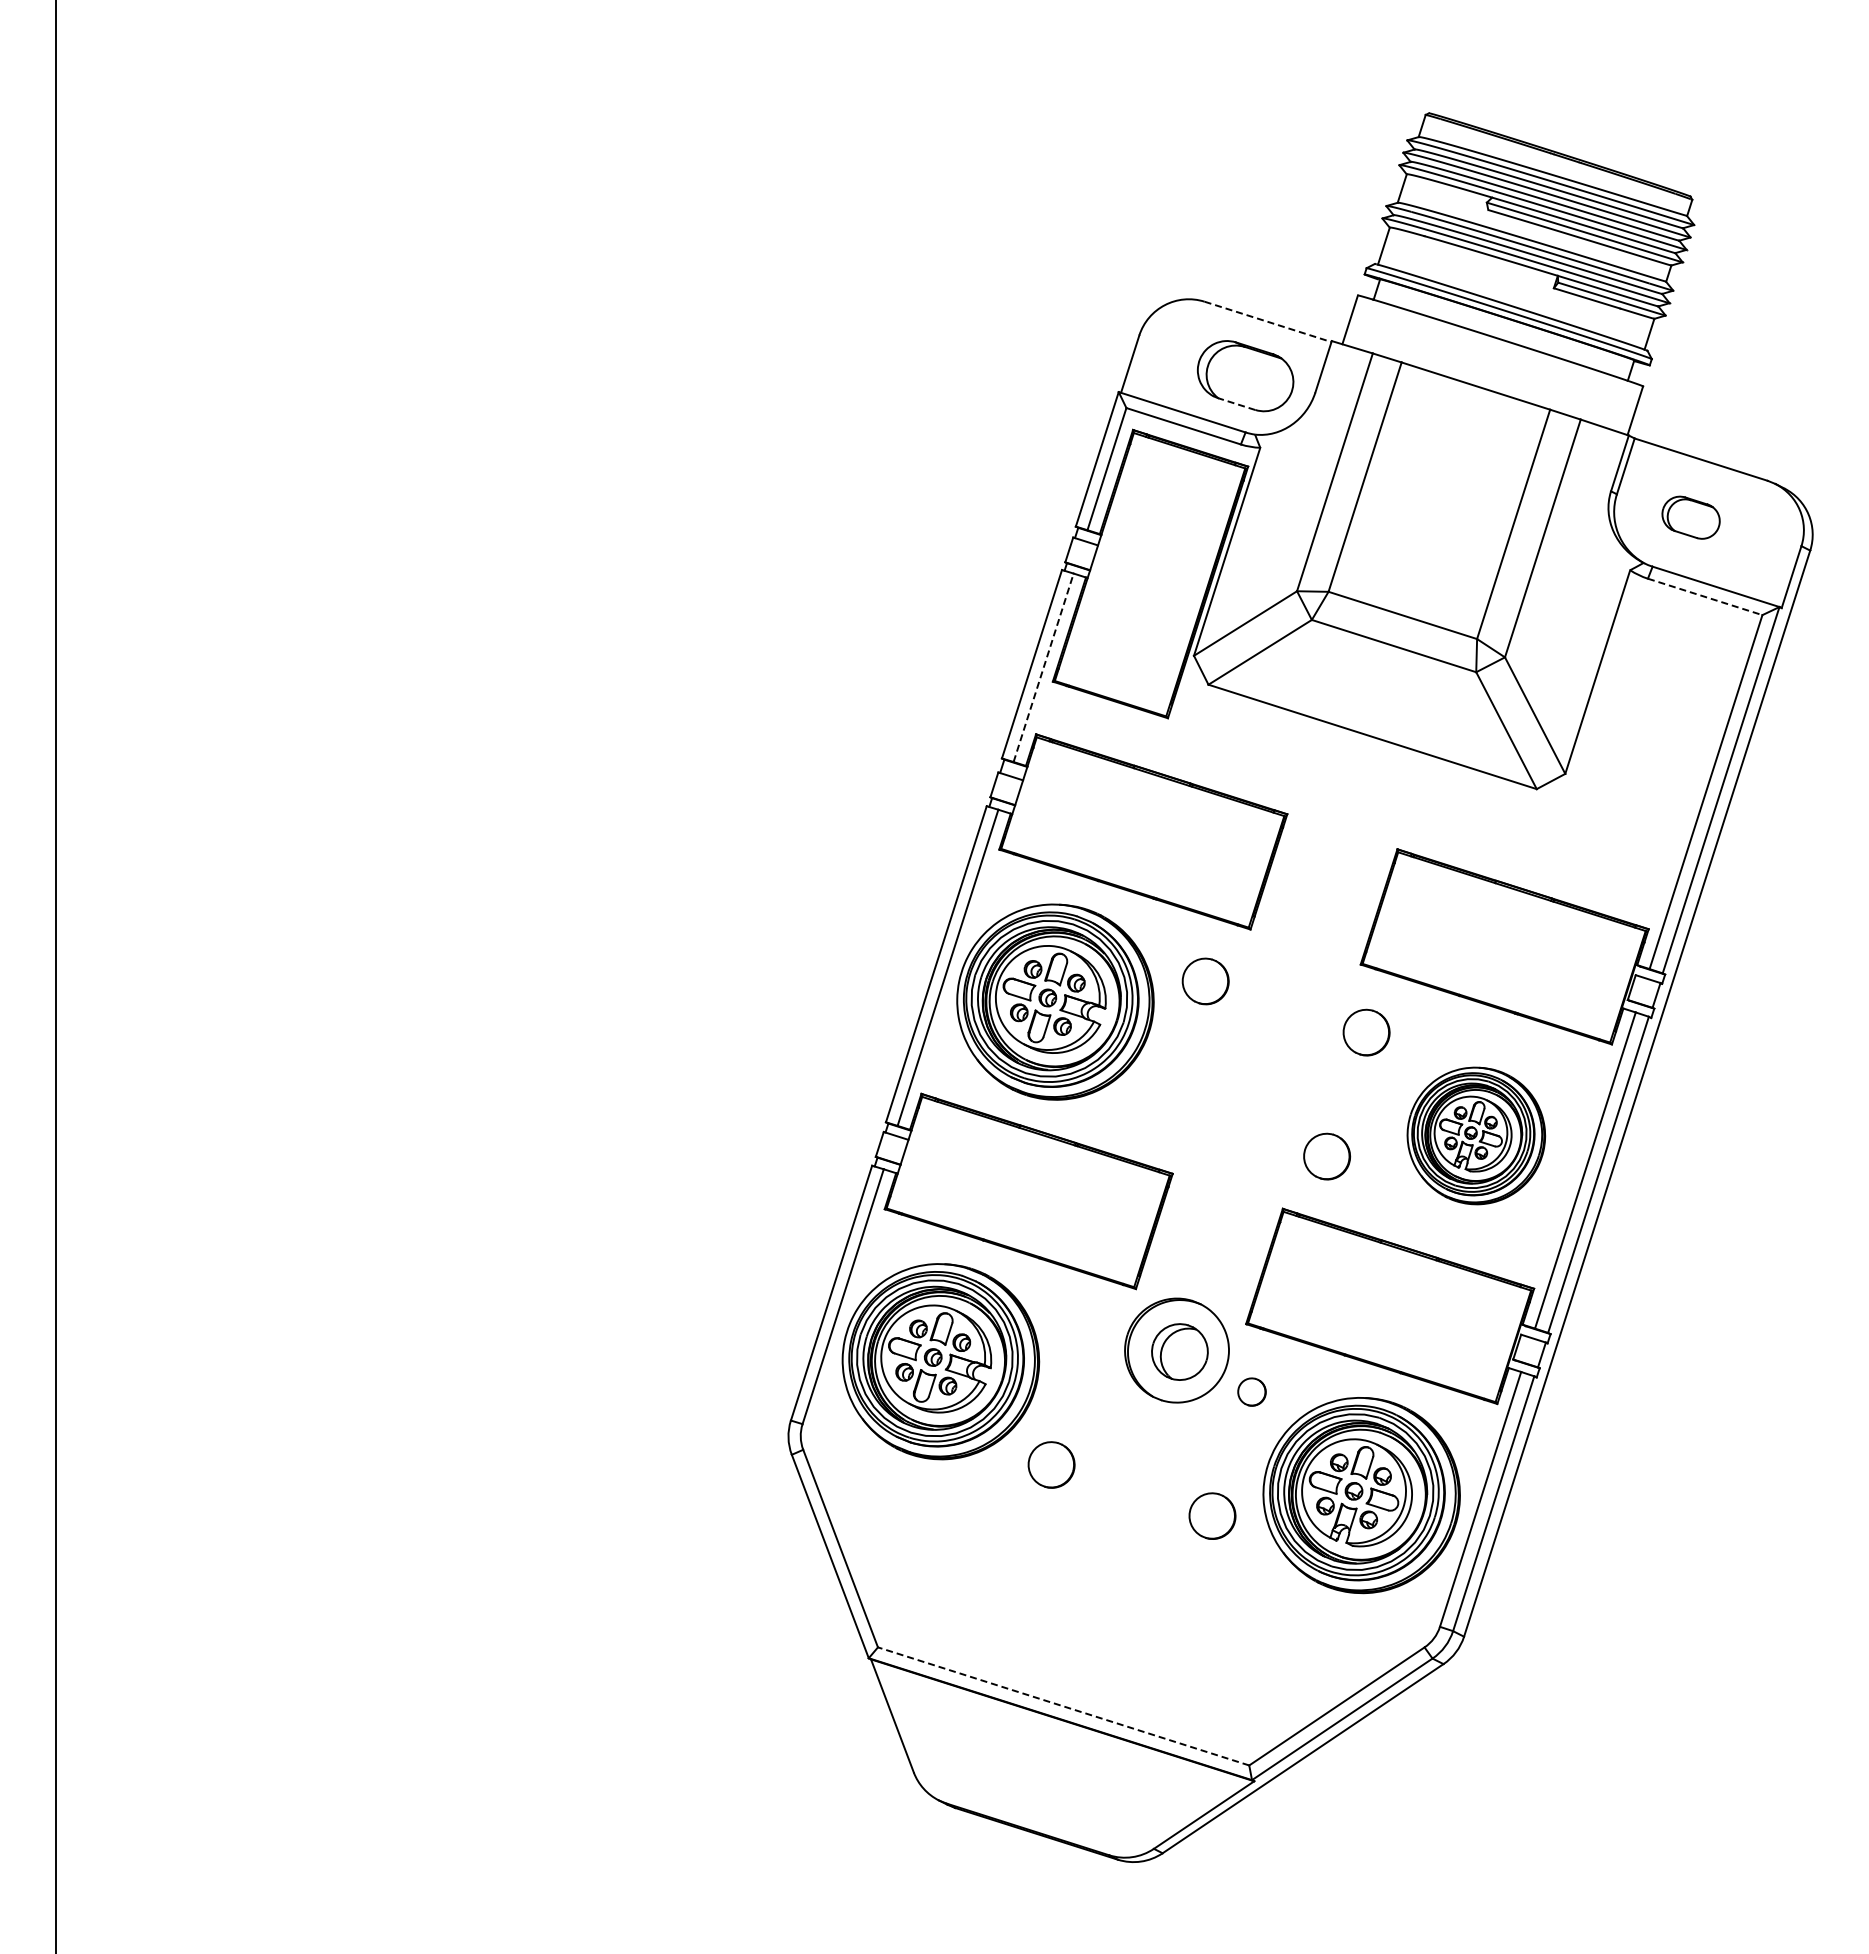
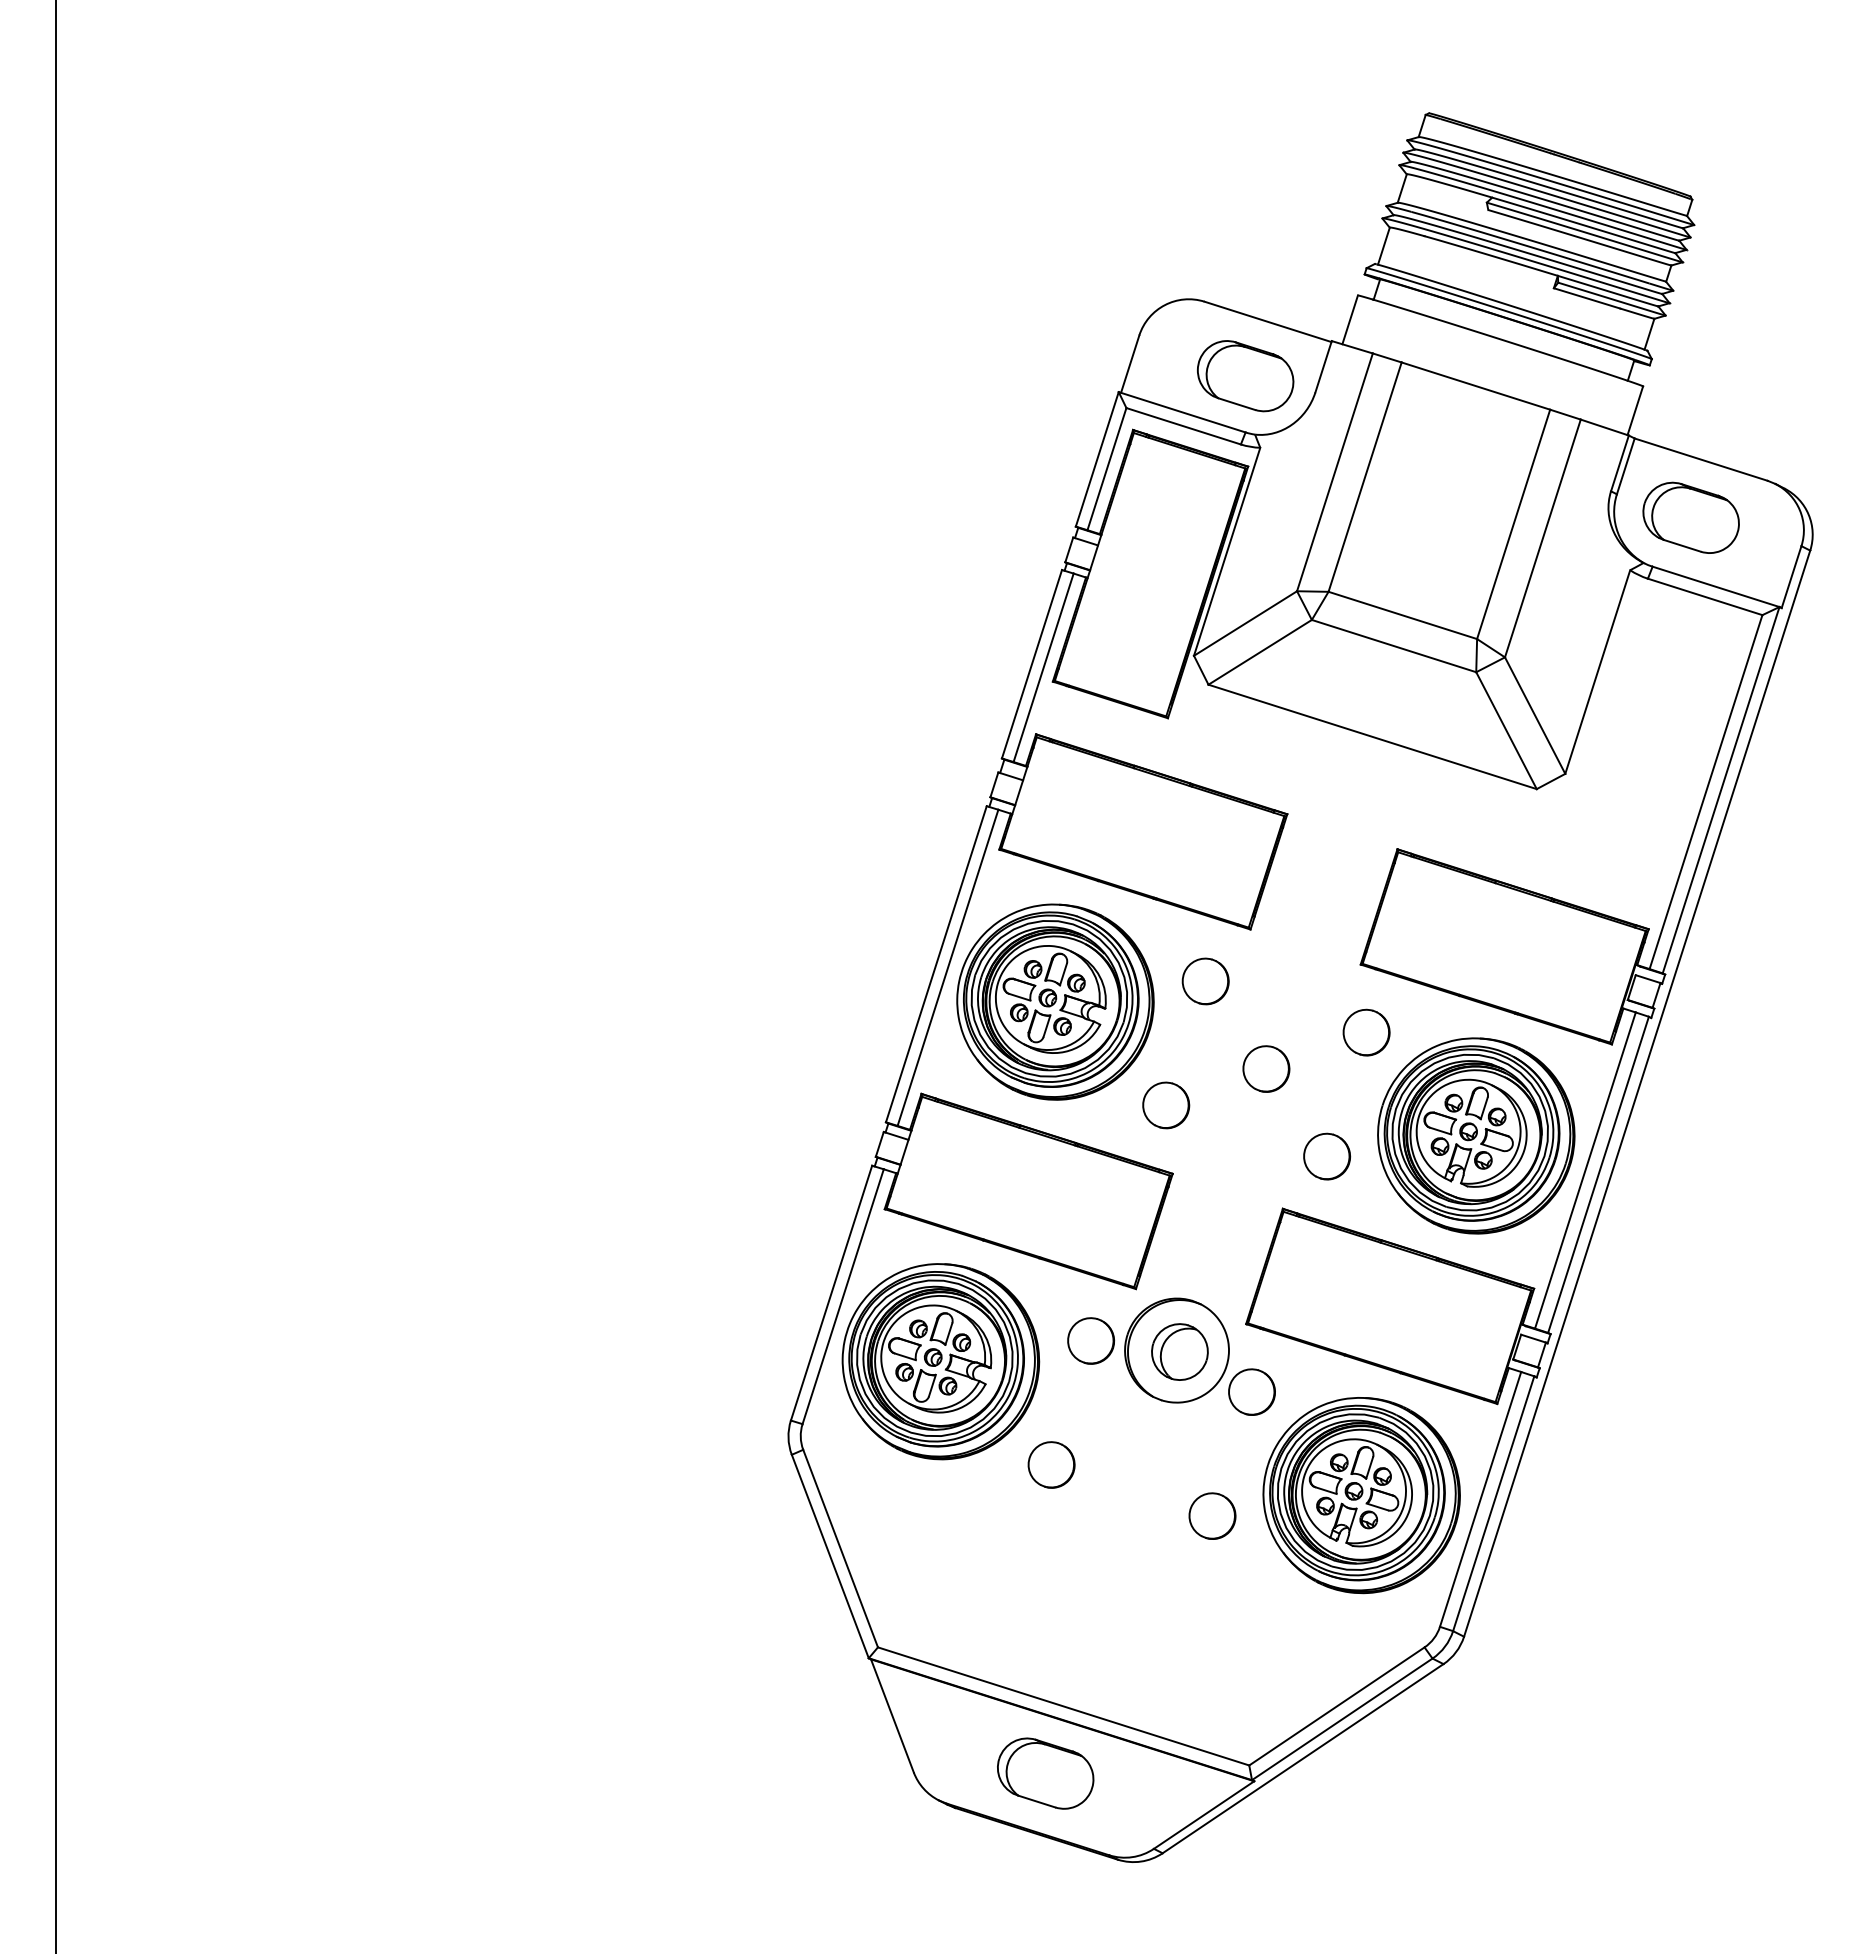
line: dashed -> solid (1268, 321)
line: dashed -> solid (1236, 403)
part size: 60x45 px -> 98x73 px (1690, 517)
line: dashed -> solid (1705, 597)
line: dashed -> solid (1043, 667)
part: none -> present (1266, 1068)
part: none -> present (1166, 1105)
part size: 141x140 px -> 199x198 px (1476, 1135)
part: none -> present (1091, 1340)
part size: 30x30 px -> 48x48 px (1251, 1391)
line: dashed -> solid (1063, 1706)
part: none -> present (1045, 1773)
